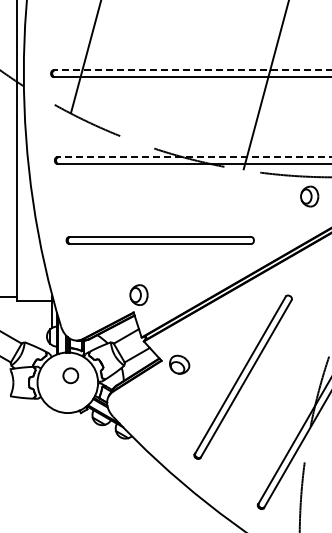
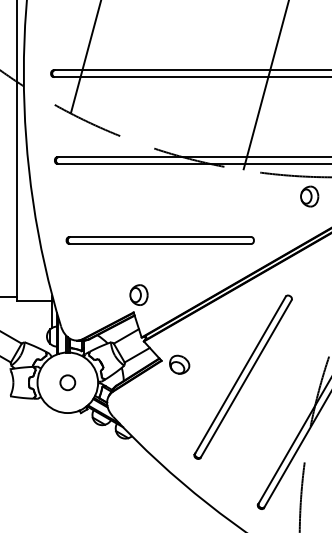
line: dashed -> solid (192, 70)
line: dashed -> solid (194, 157)
circle position: (70, 375) -> (67, 382) (67, 382)
